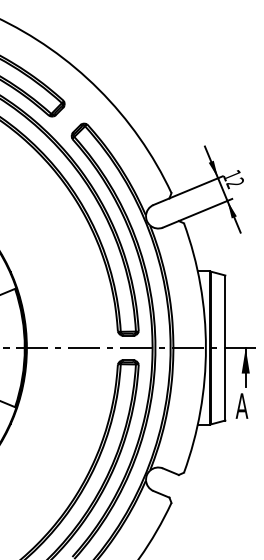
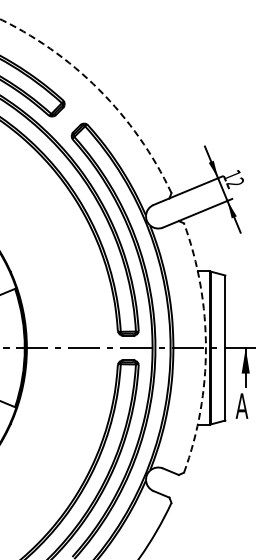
arc: solid -> dashed (100, 90)
arc: solid -> dashed (205, 348)
